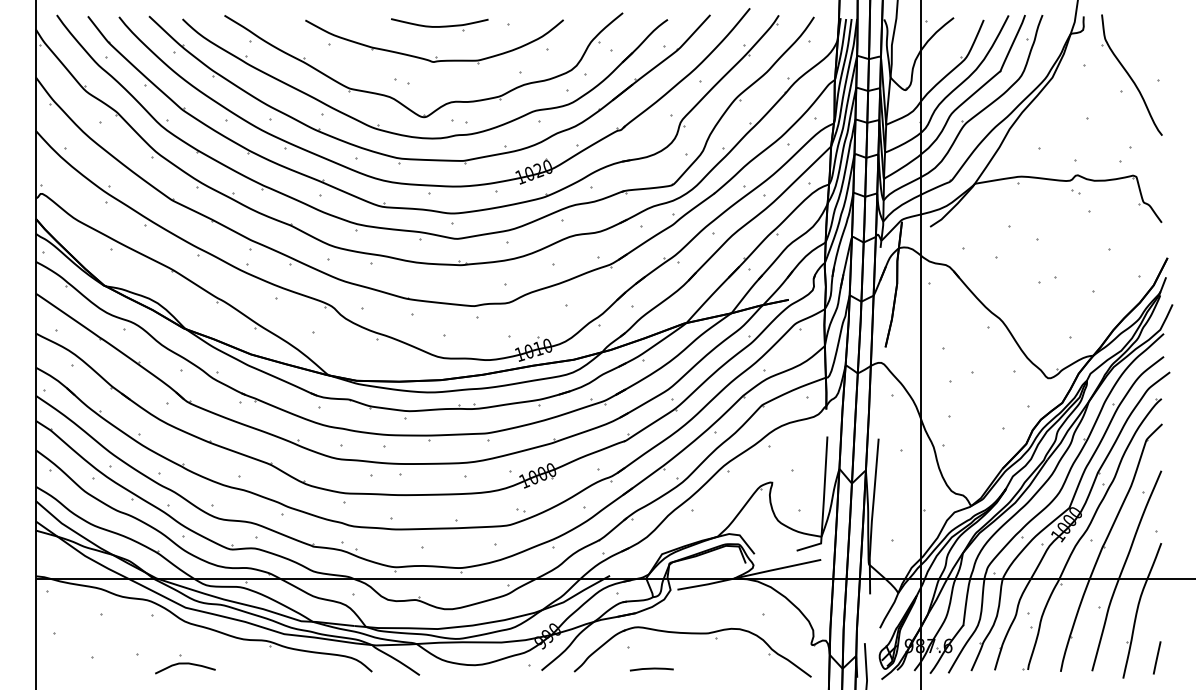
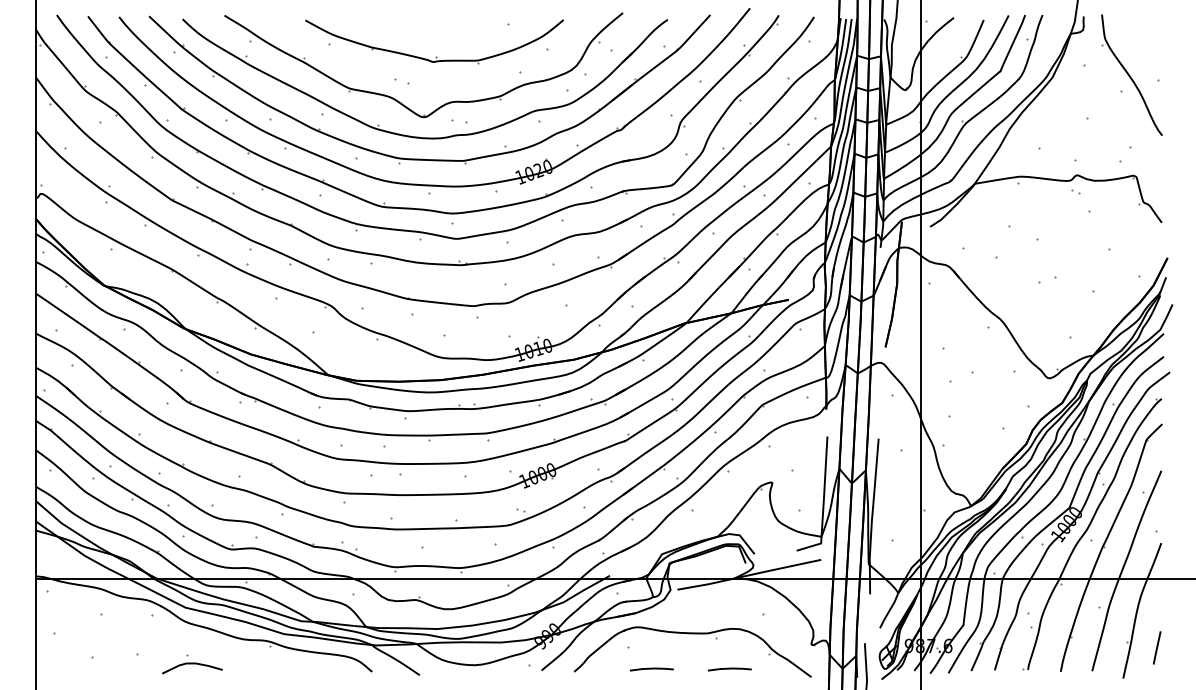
part: present -> none (439, 24)
line position: (1157, 657) -> (1157, 647) (1157, 647)
part position: (185, 664) -> (192, 664) (192, 664)
line: none -> present (729, 669)
